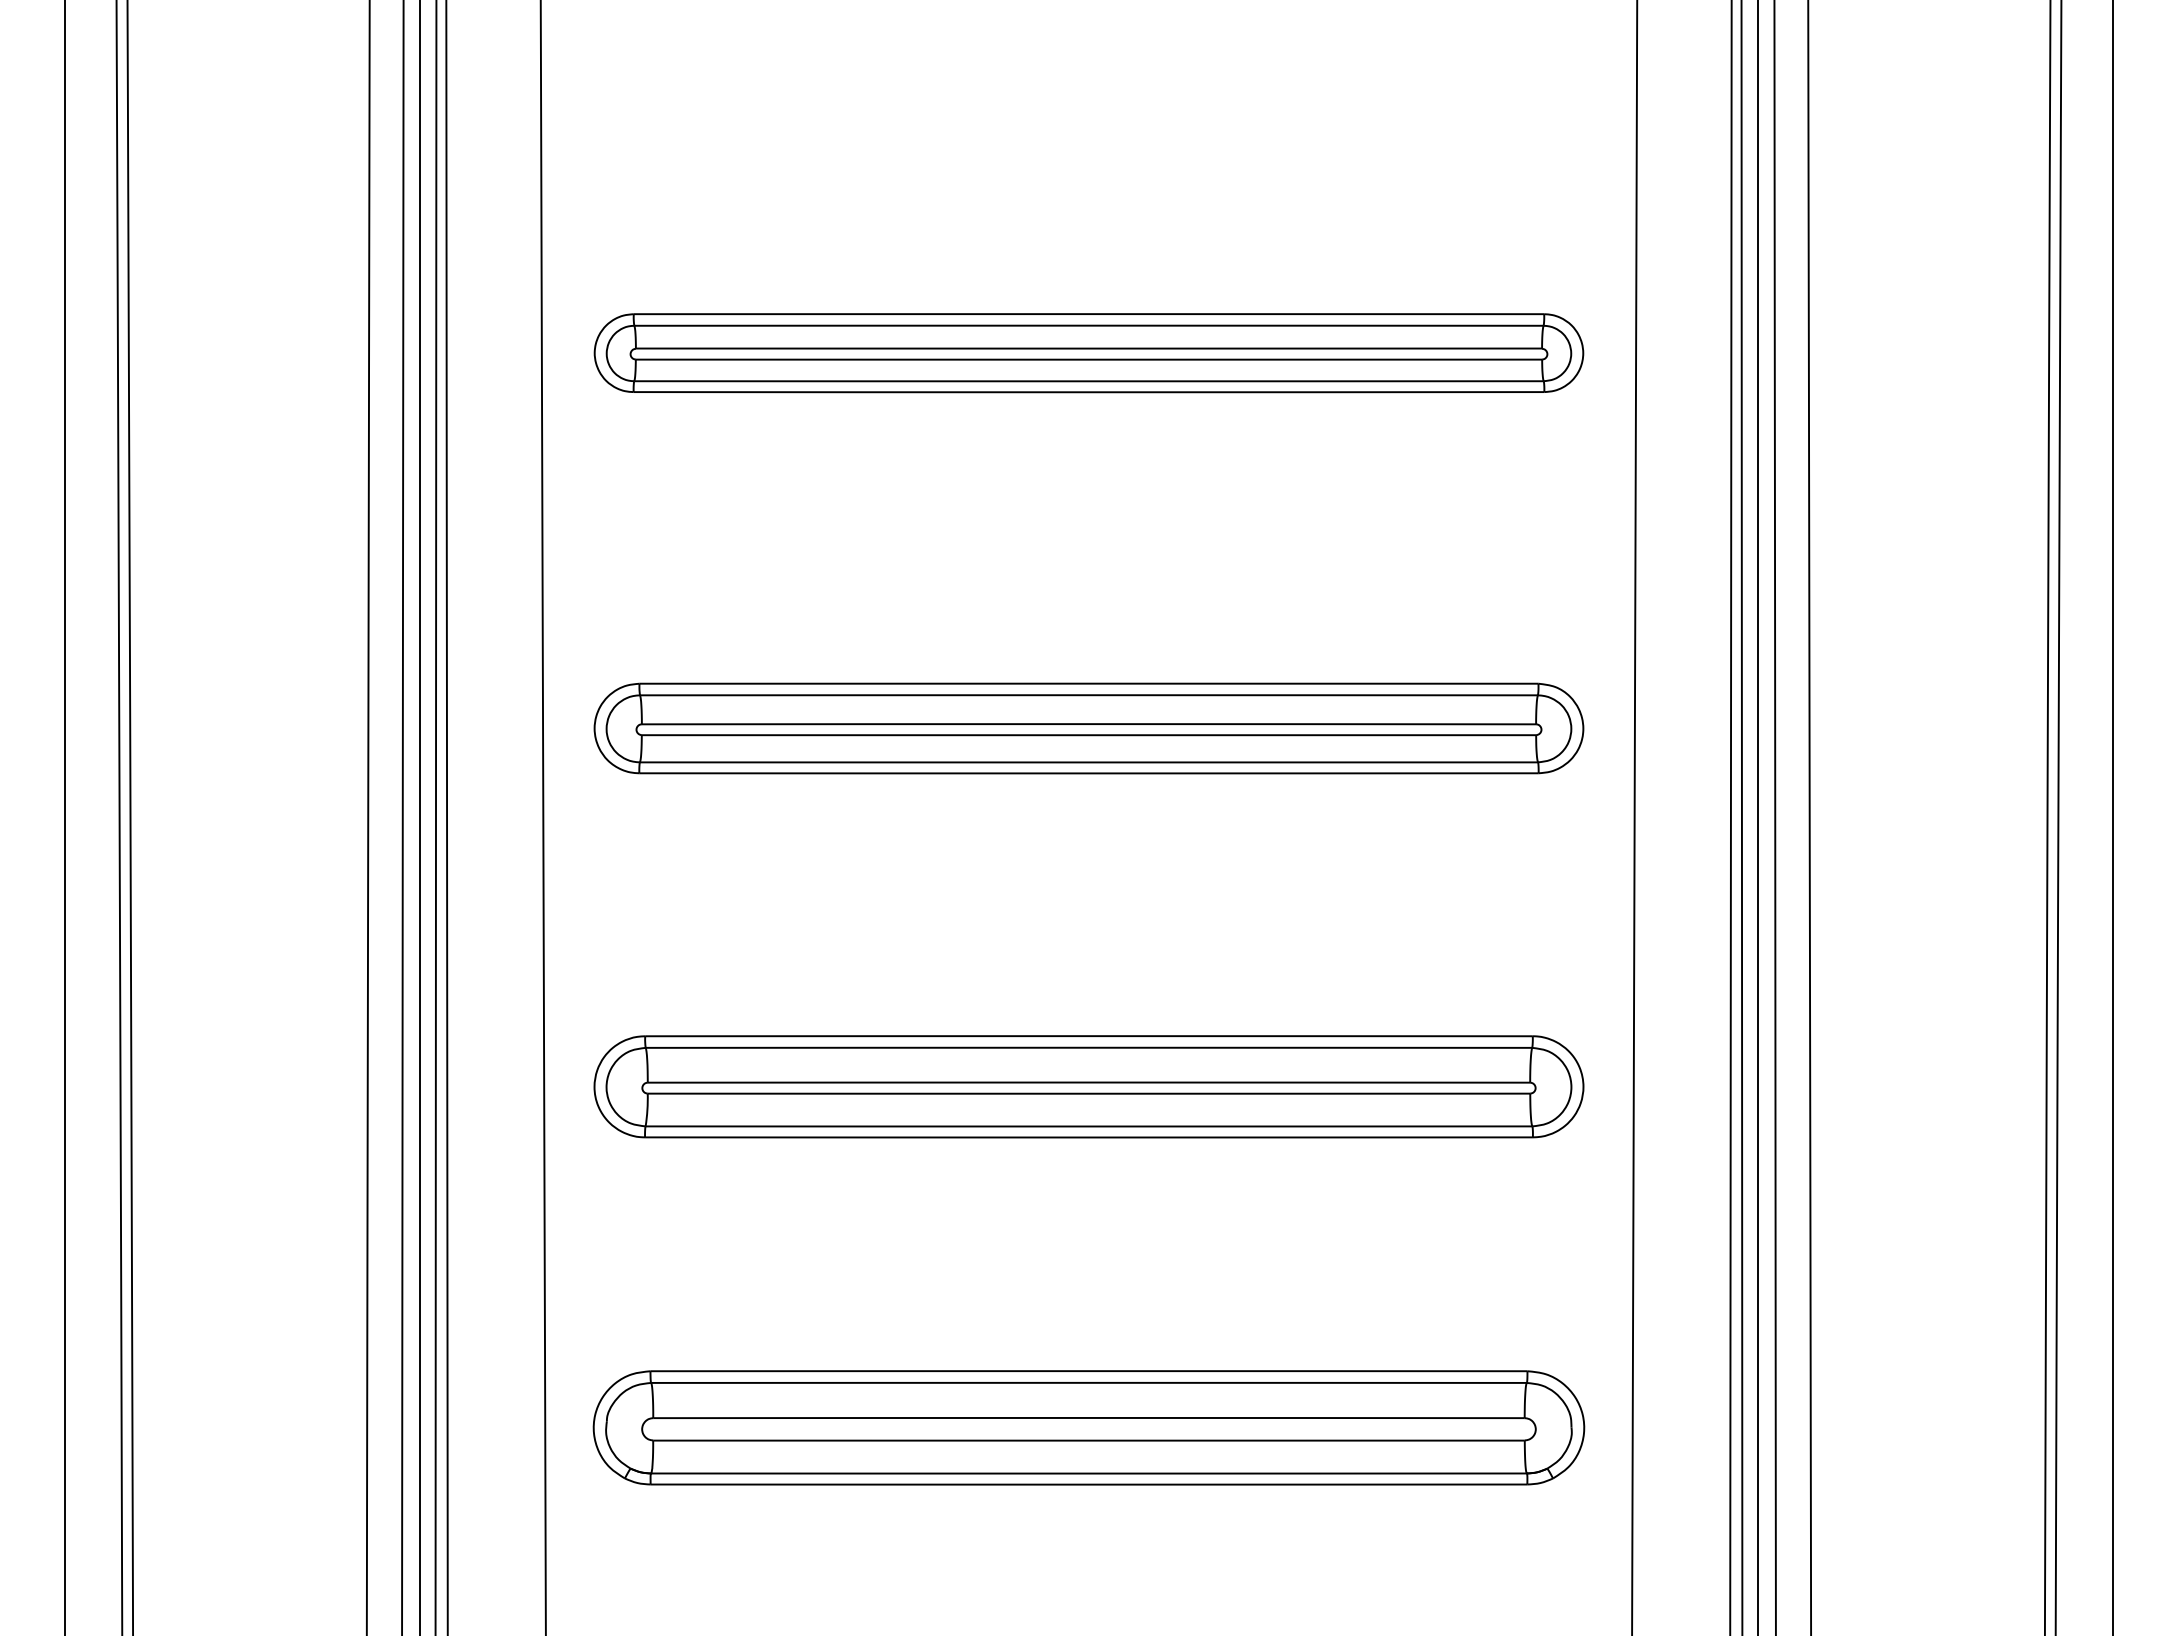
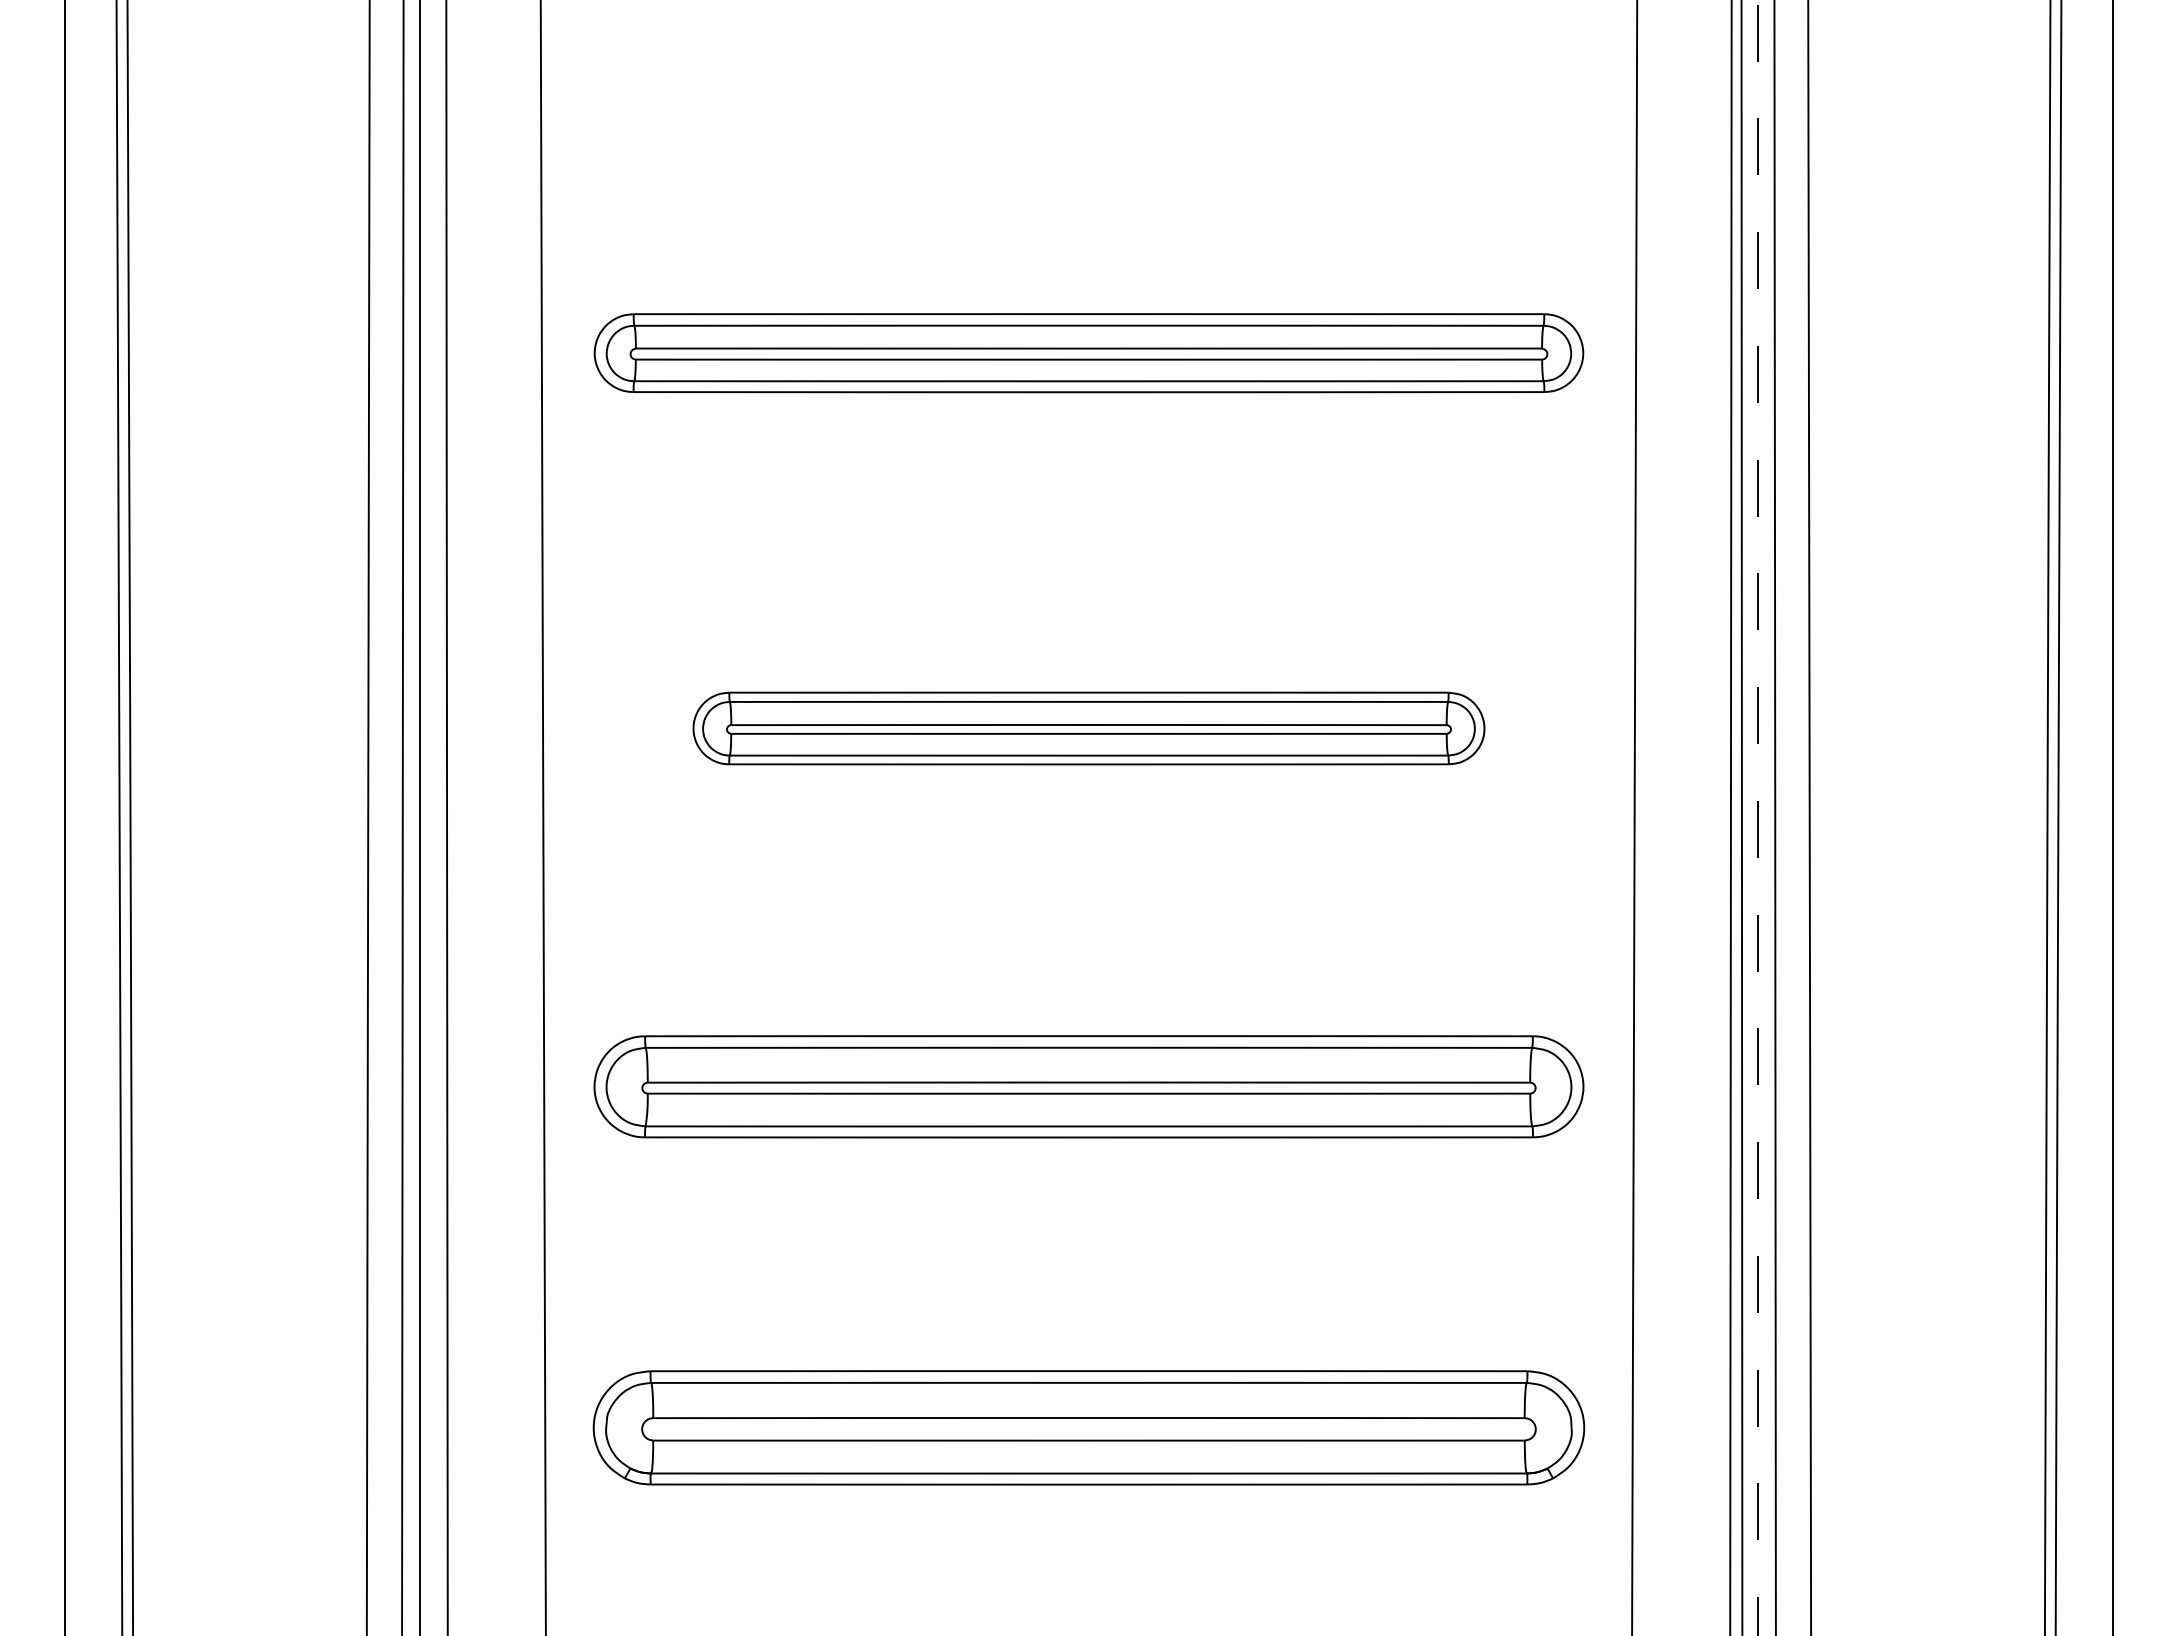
part size: 992x93 px -> 794x75 px (1088, 728)
line: present -> none (435, 817)
line: solid -> dashed (1757, 817)
